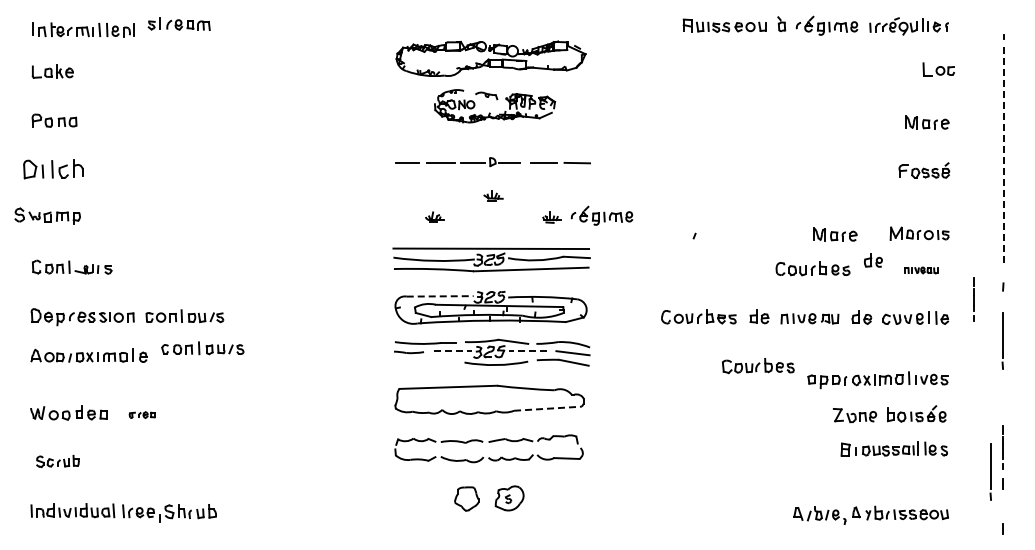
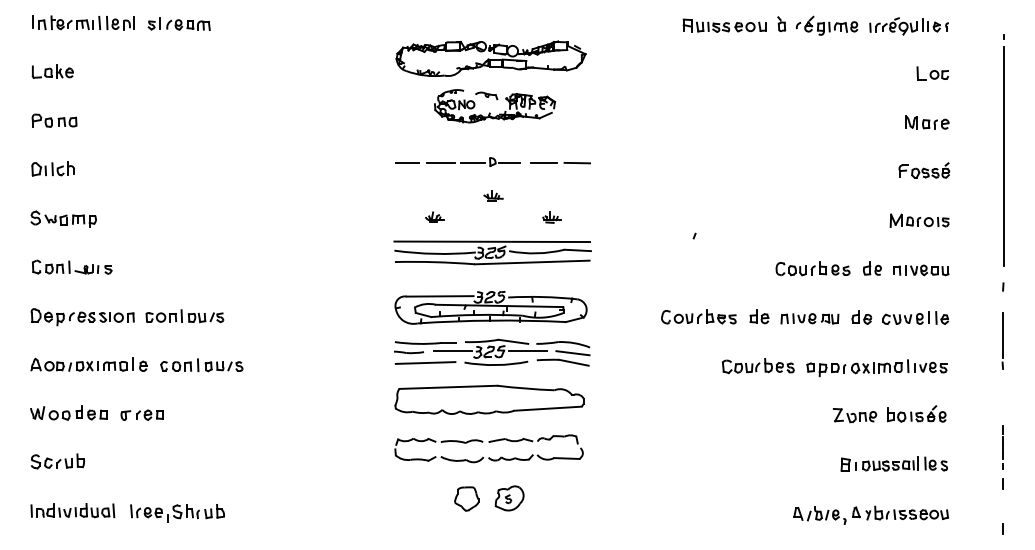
part position: (83, 29) -> (83, 22) (83, 22)
part position: (938, 69) -> (932, 73) (932, 73)
line: dashed -> solid (1003, 156)
part size: 61x21 px -> 44x16 px (52, 168)
part position: (47, 215) -> (63, 218) (63, 218)
part: present -> none (601, 215)
part position: (919, 233) -> (919, 220) (919, 220)
part: present -> none (835, 234)
part position: (491, 259) -> (492, 252) (492, 252)
part position: (873, 260) -> (872, 268) (872, 268)
part size: 35x9 px -> 57x13 px (921, 270)
line: dashed -> solid (440, 296)
line: present -> none (973, 299)
part position: (202, 348) -> (201, 365) (201, 365)
line: dashed -> solid (453, 351)
line: dashed -> solid (527, 351)
part position: (88, 355) -> (88, 364) (88, 364)
line: none -> present (425, 362)
part position: (877, 380) -> (876, 368) (876, 368)
line: dashed -> solid (547, 408)
part size: 28x8 px -> 44x12 px (141, 414)
part position: (893, 448) -> (893, 463) (893, 463)
part size: 44x13 px -> 54x17 px (57, 461)
line: present -> none (990, 471)
part position: (169, 513) -> (177, 513) (177, 513)
